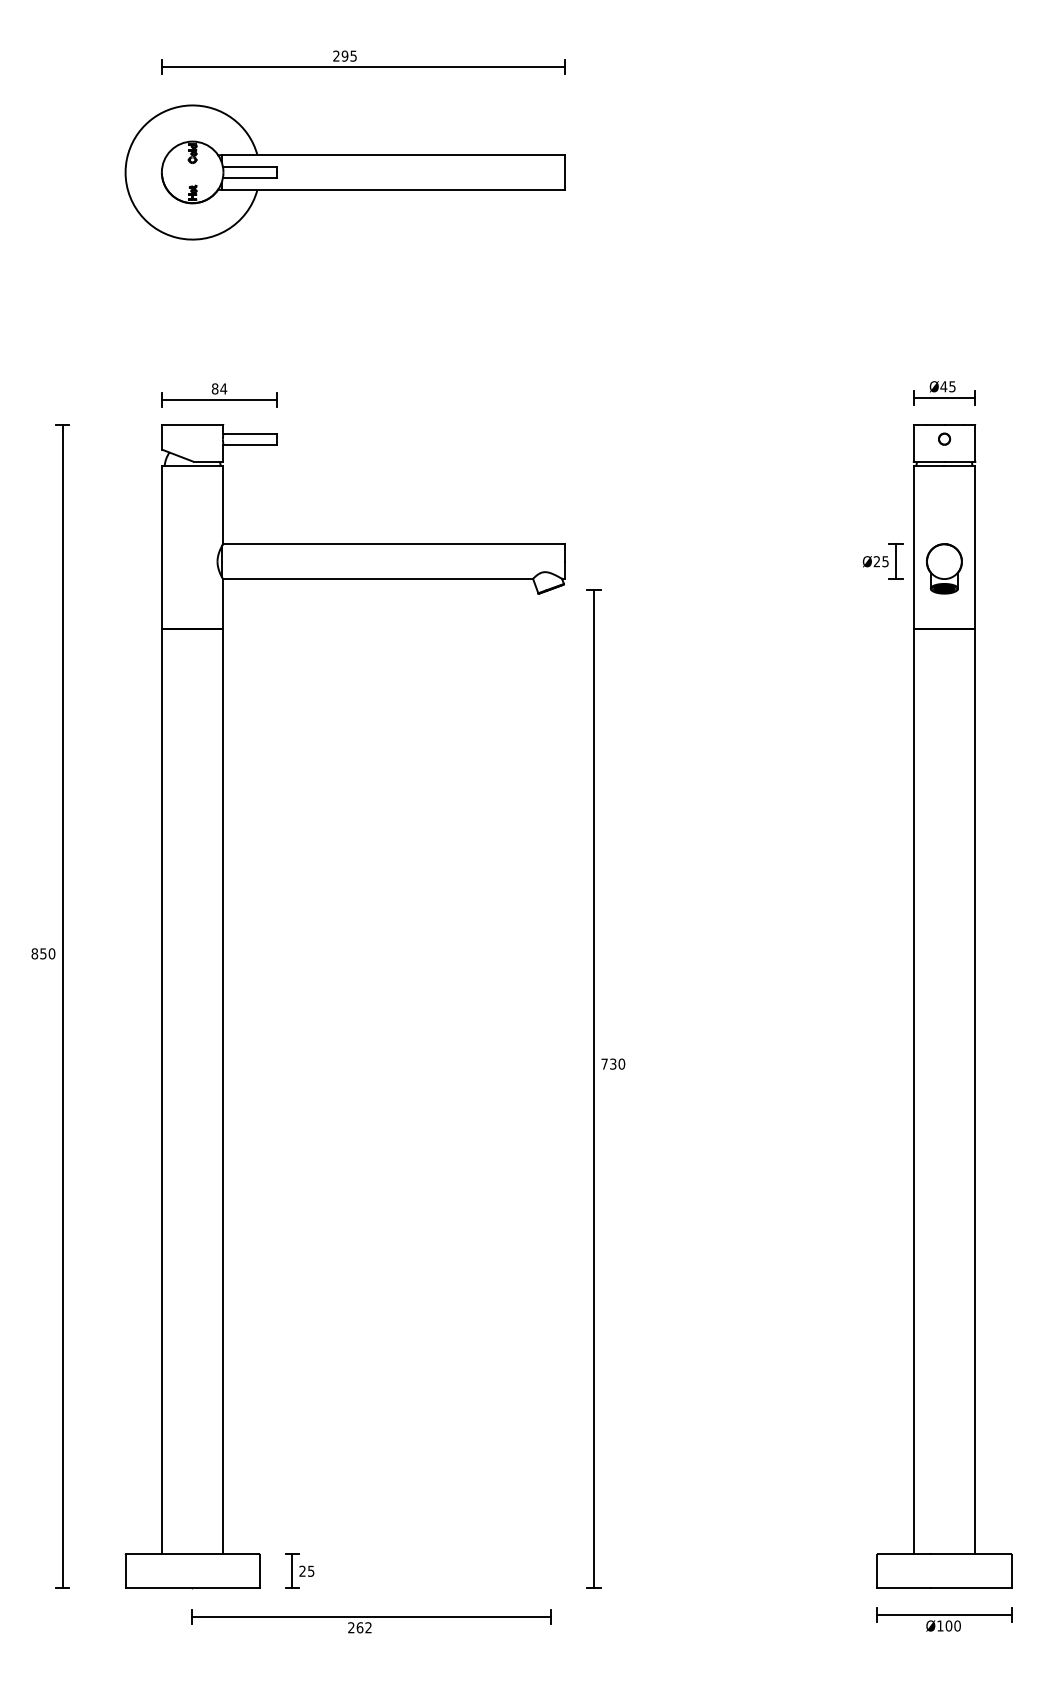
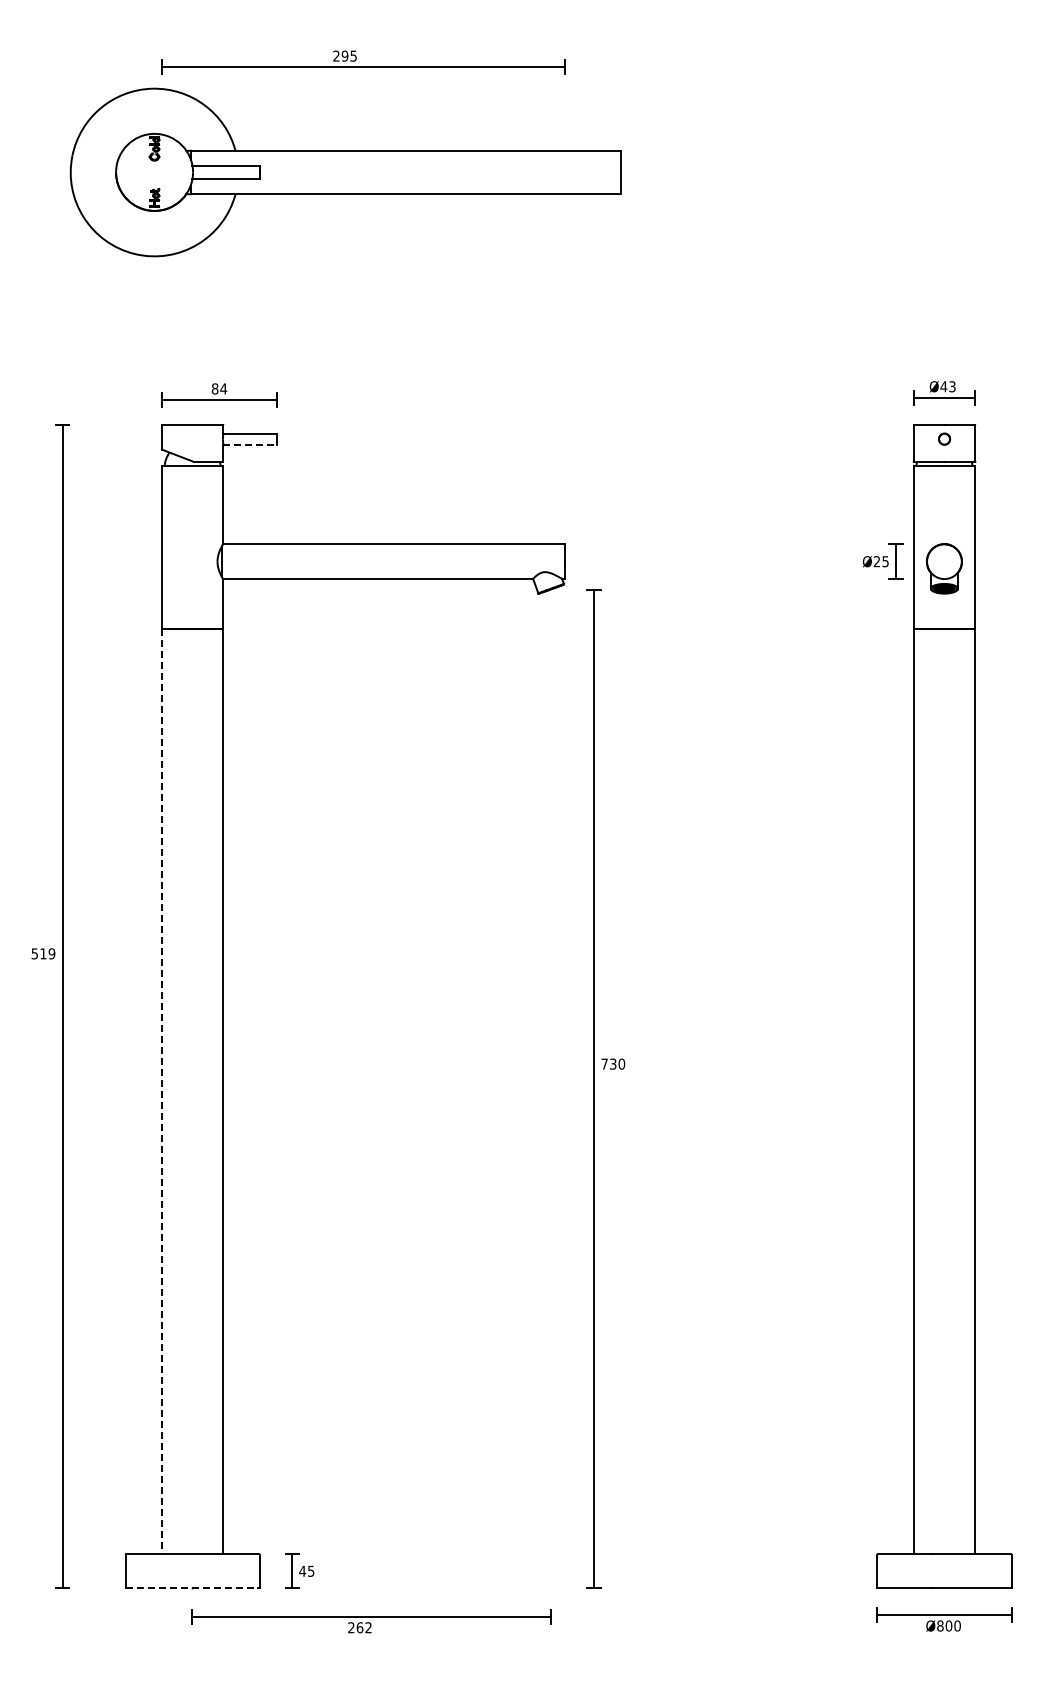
part size: 442x137 px -> 553x171 px (345, 172)
text: Ø45 -> Ø43 (952, 386)
line: solid -> dashed (250, 444)
text: 850 -> 519 (43, 953)
line: solid -> dashed (162, 1092)
text: 25 -> 45 (302, 1570)
line: solid -> dashed (192, 1588)
text: Ø100 -> Ø800 (940, 1625)
